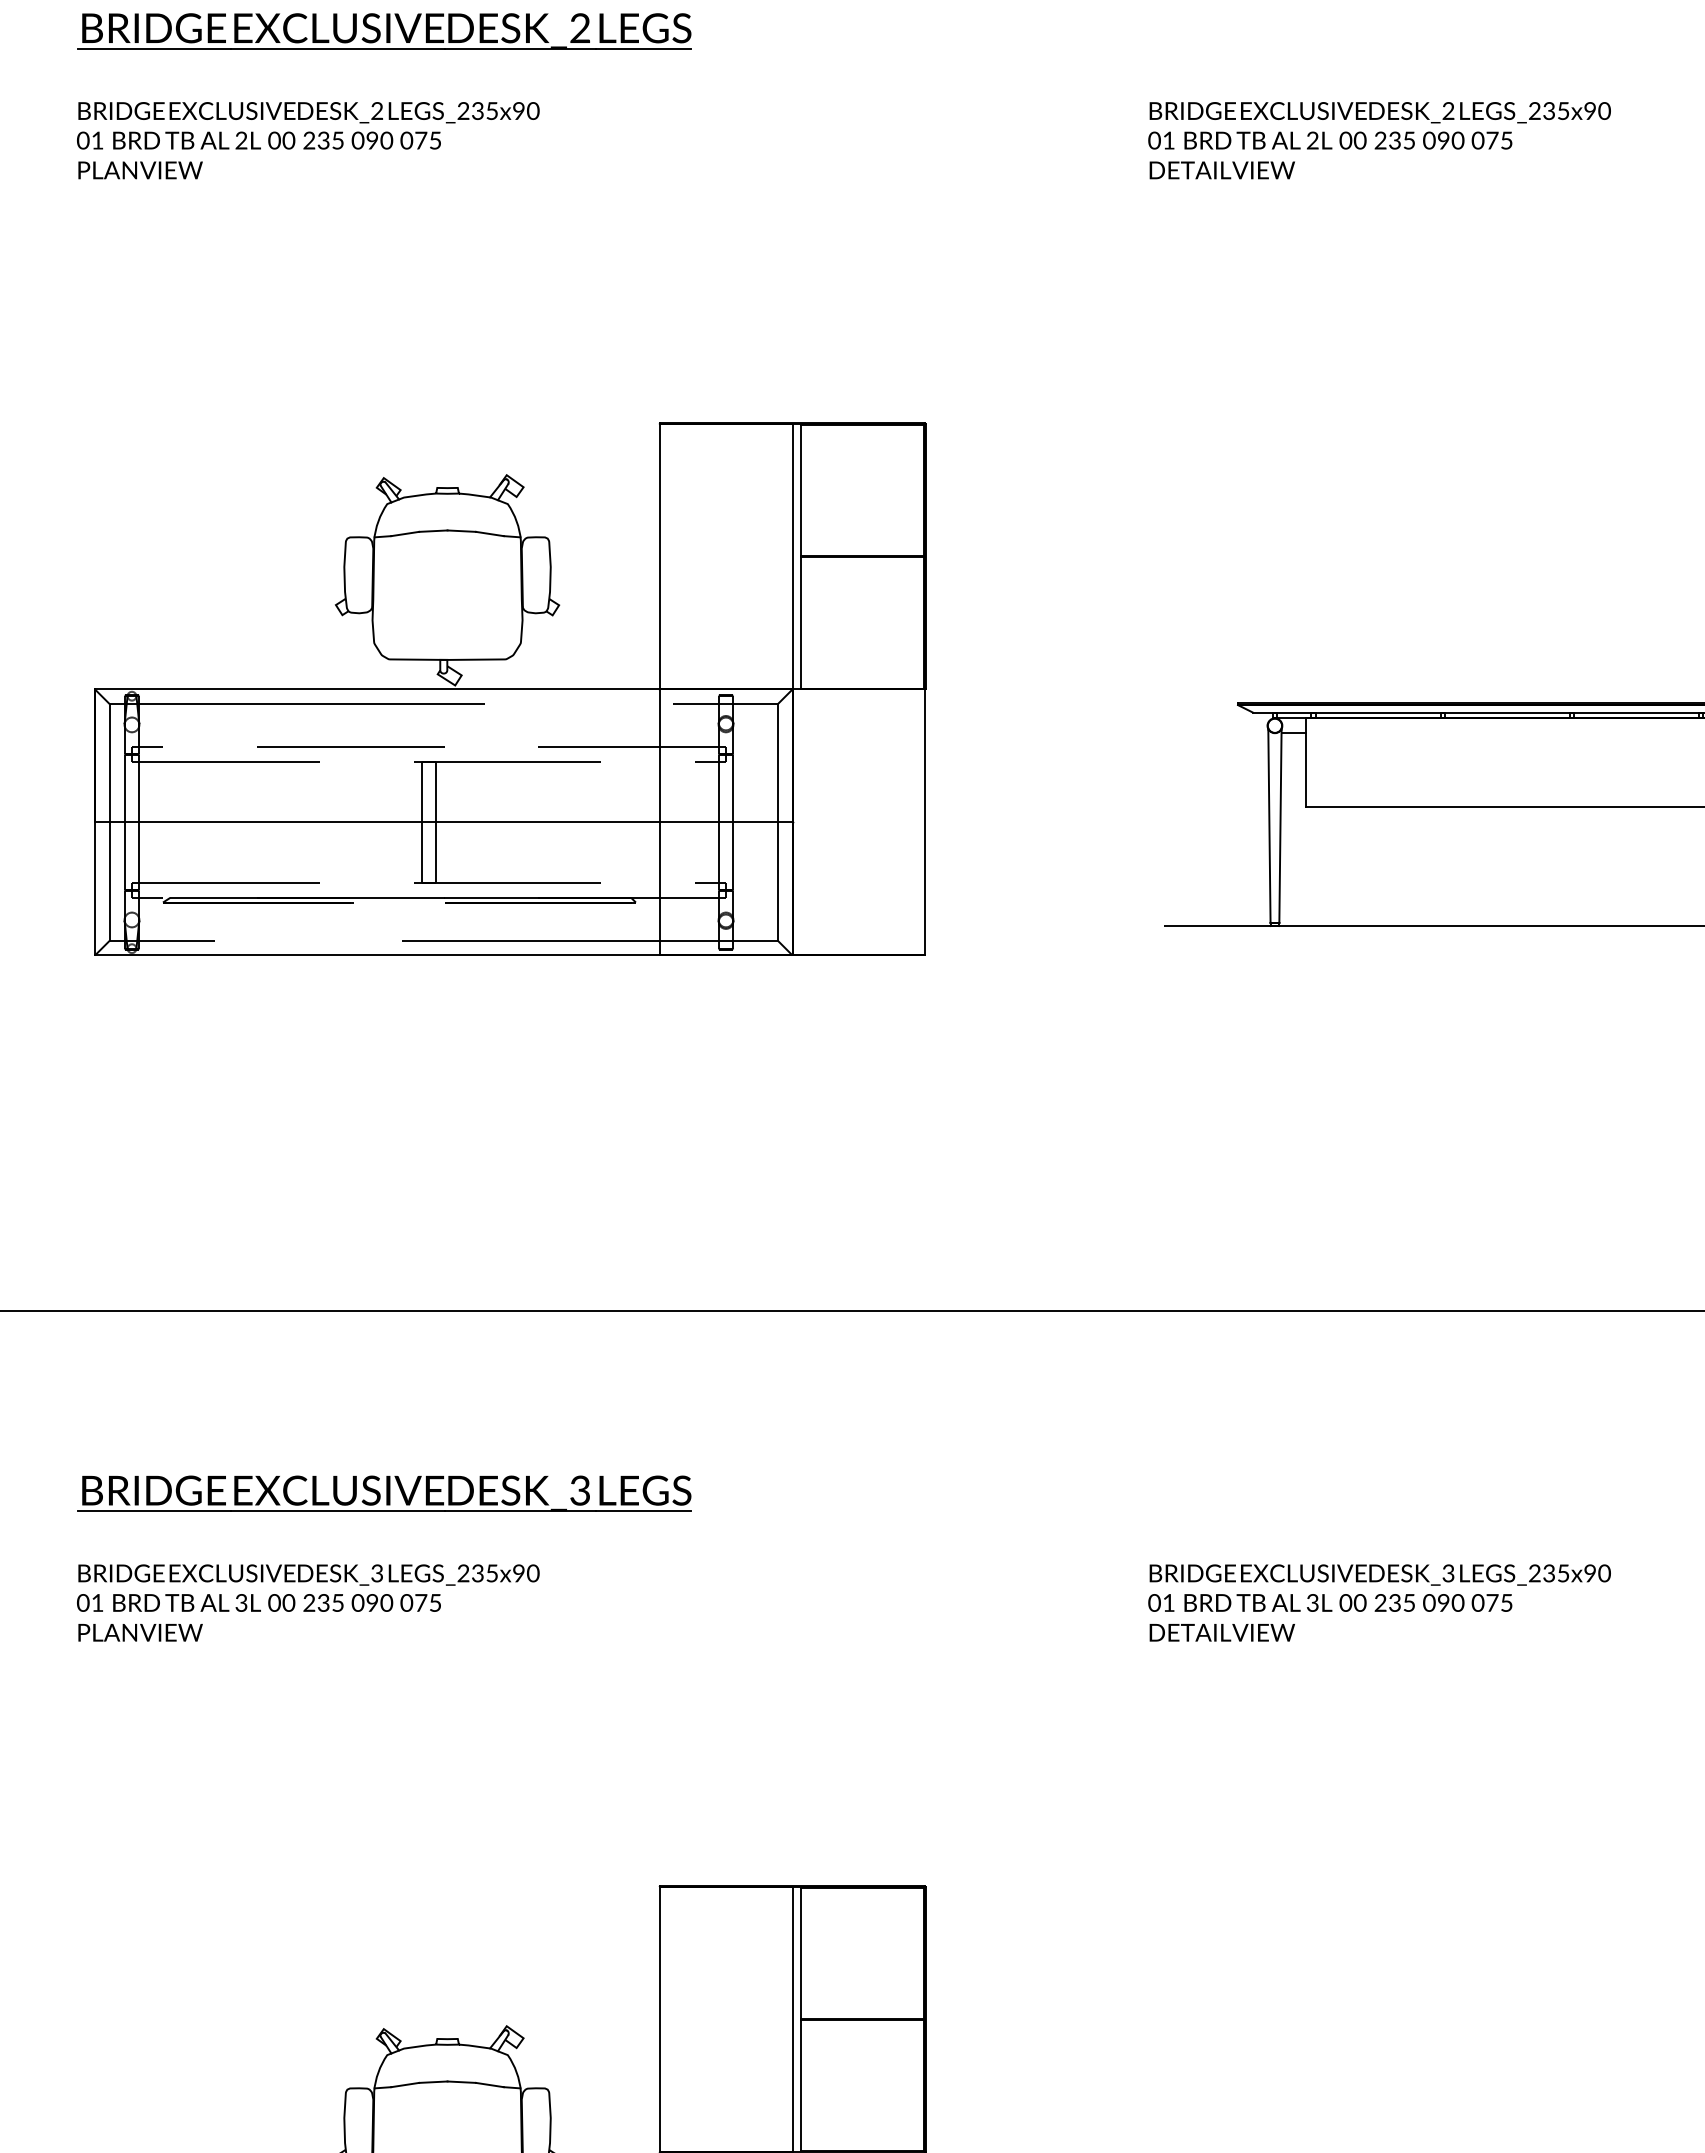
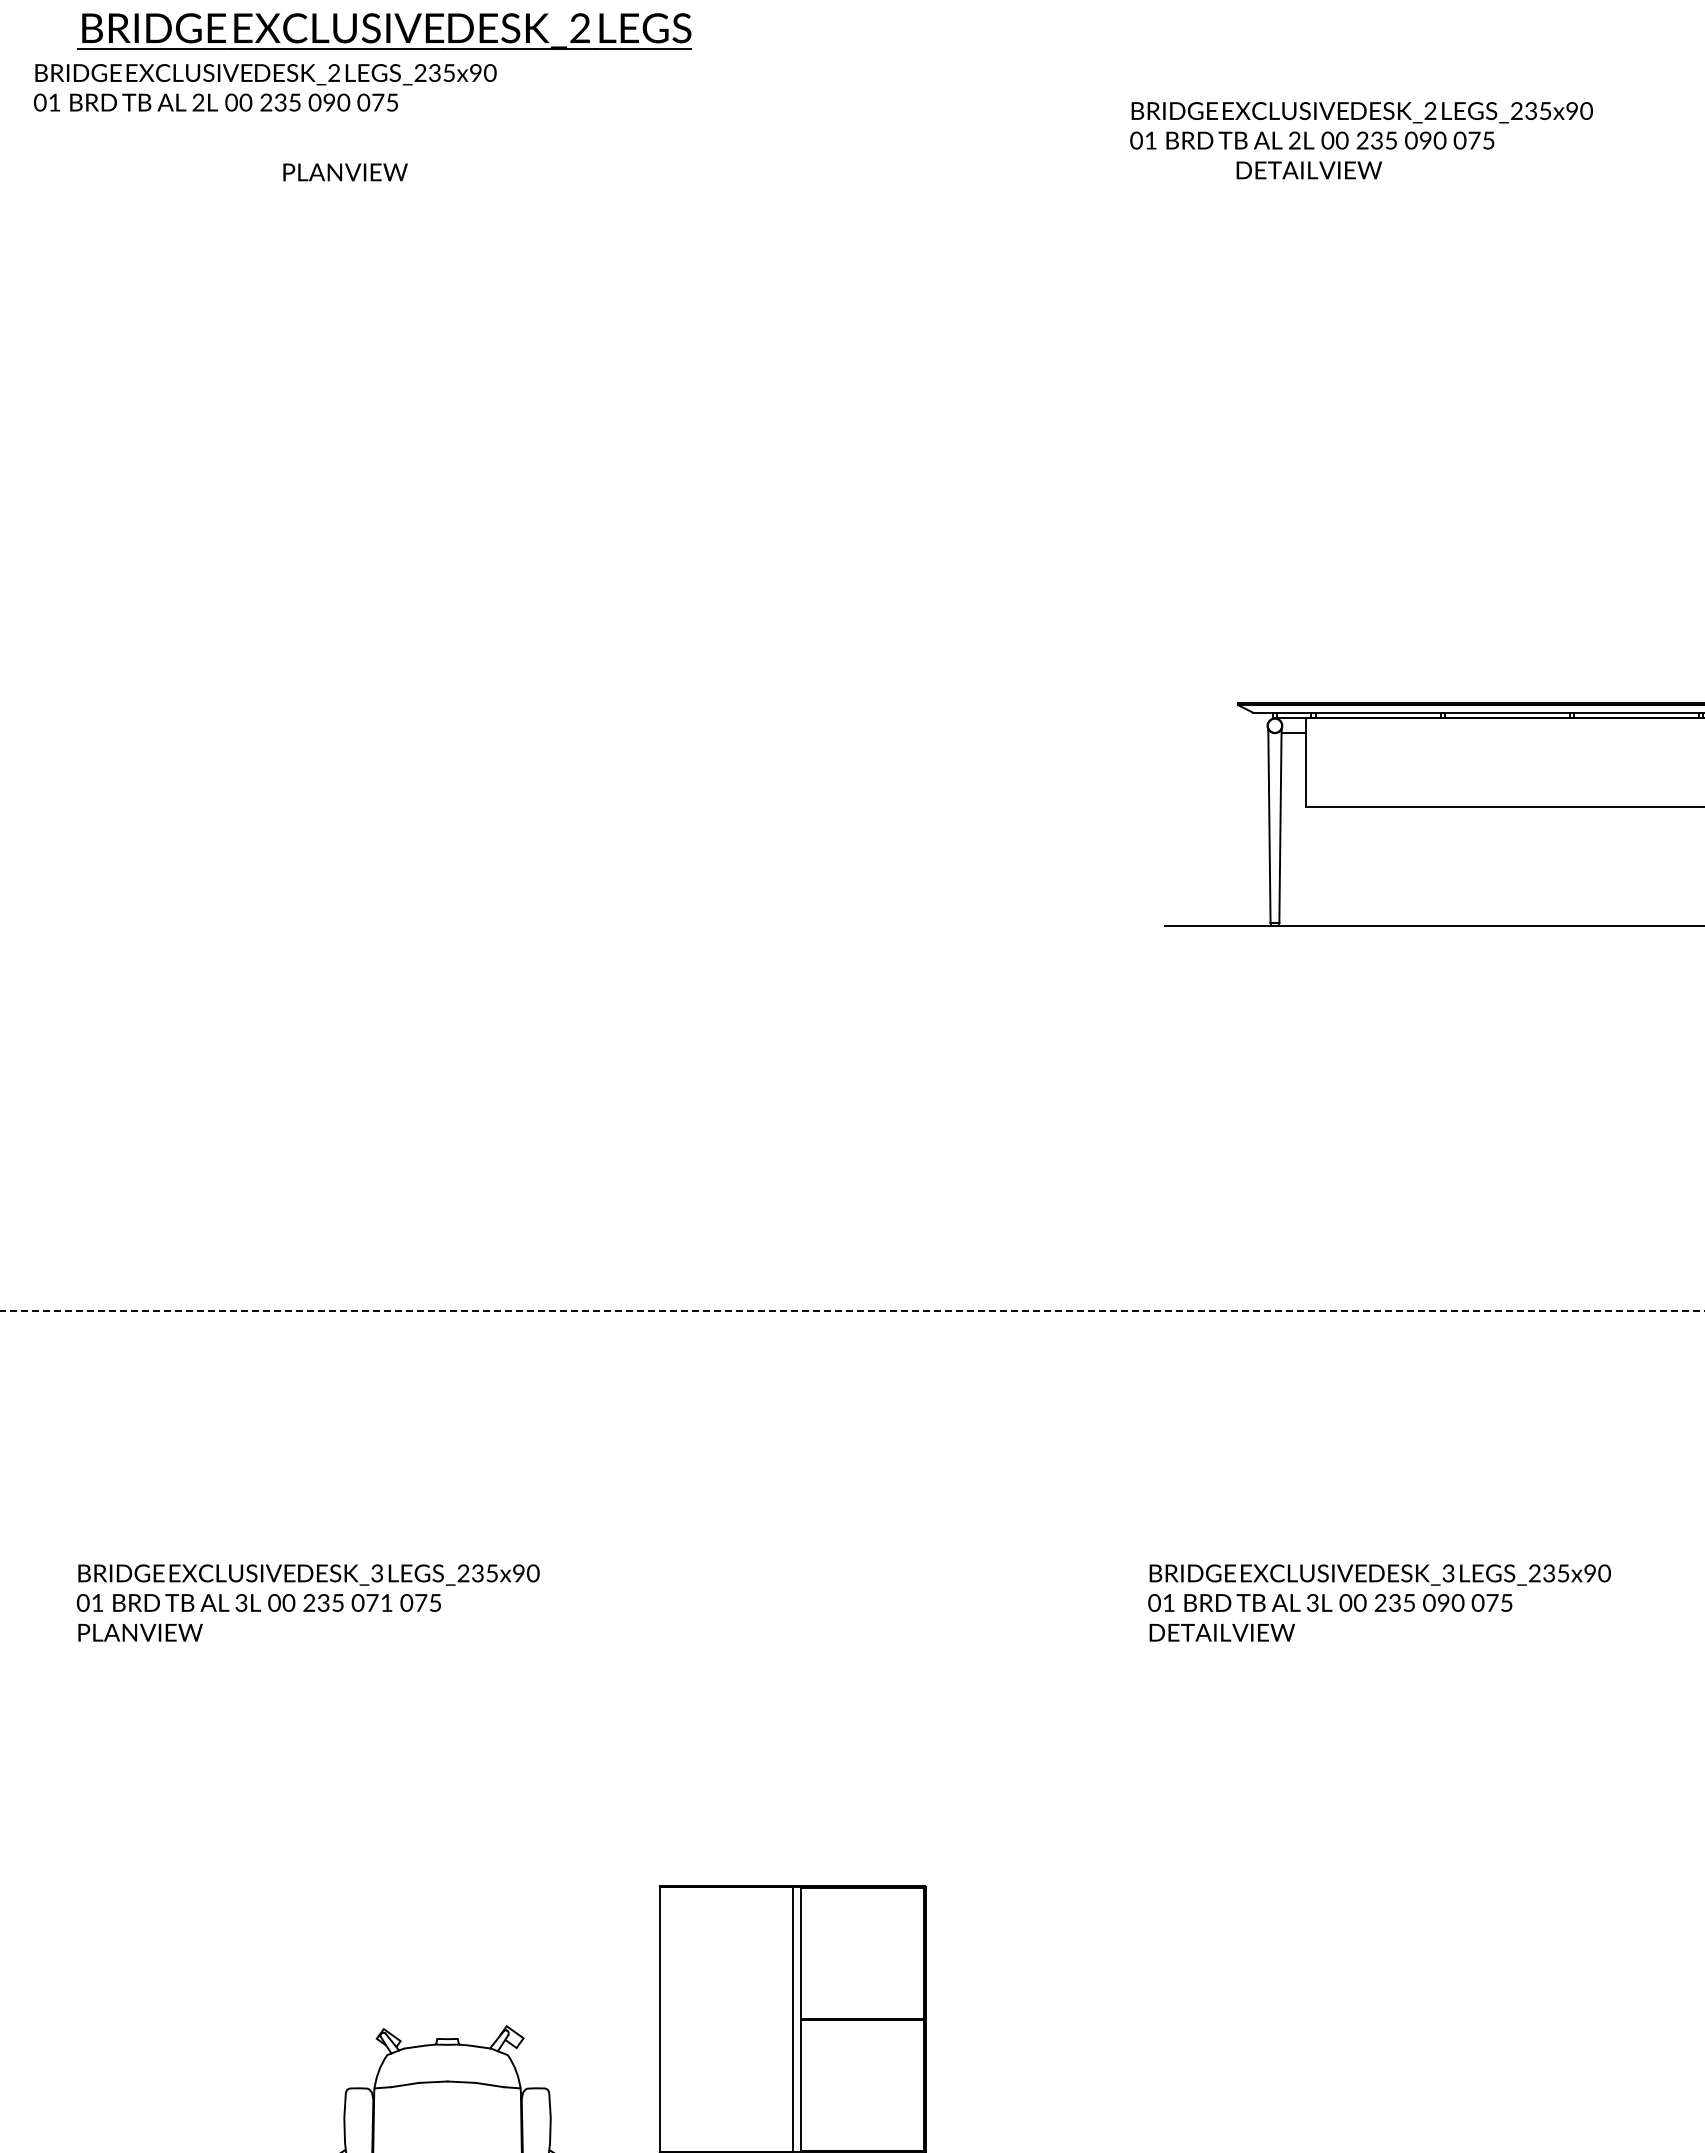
text position: (308, 125) -> (265, 87) (265, 87)
text position: (1379, 125) -> (1361, 125) (1361, 125)
text position: (140, 170) -> (345, 172) (345, 172)
text position: (1221, 170) -> (1308, 170) (1308, 170)
part: present -> none (510, 688)
line: solid -> dashed (853, 1311)
part: present -> none (384, 1493)
text: 090 -> 071 (379, 1602)
